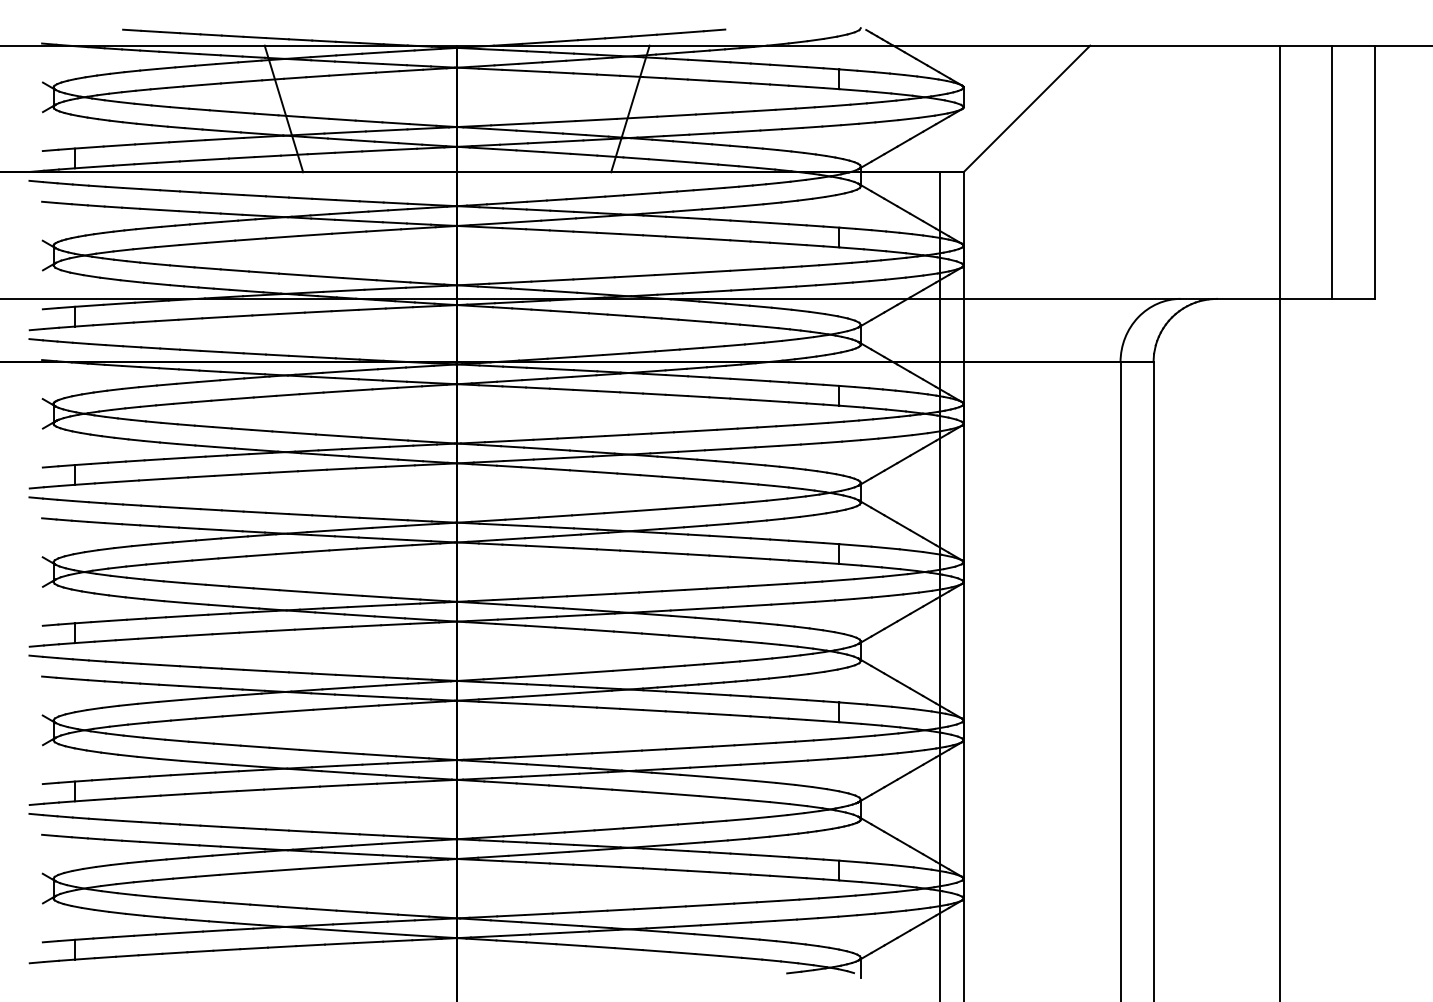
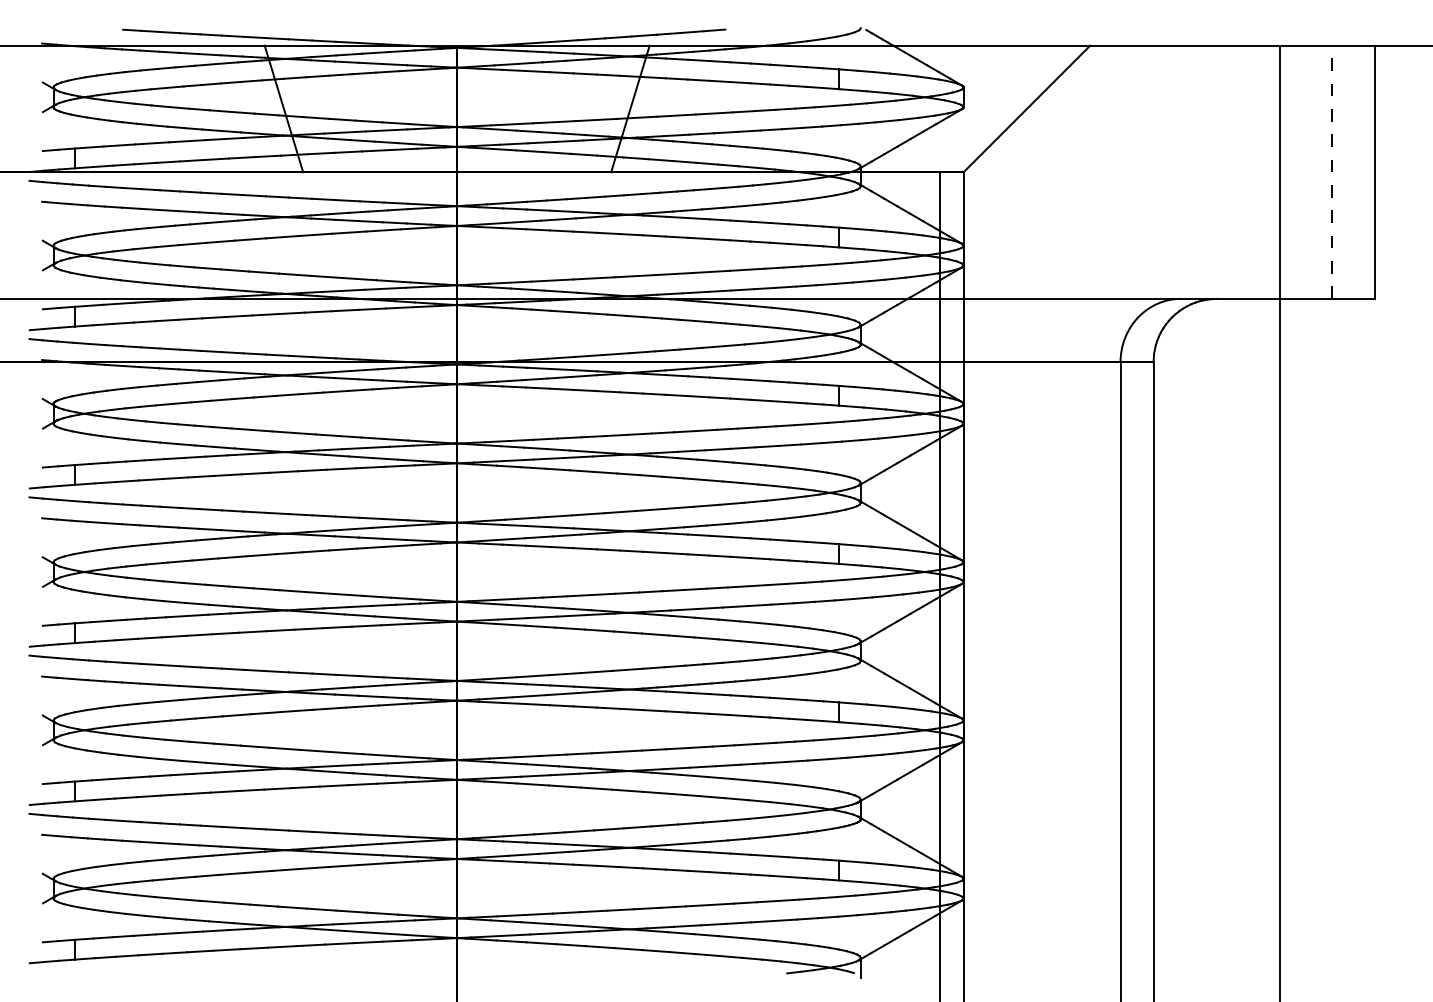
line: solid -> dashed (1331, 172)
